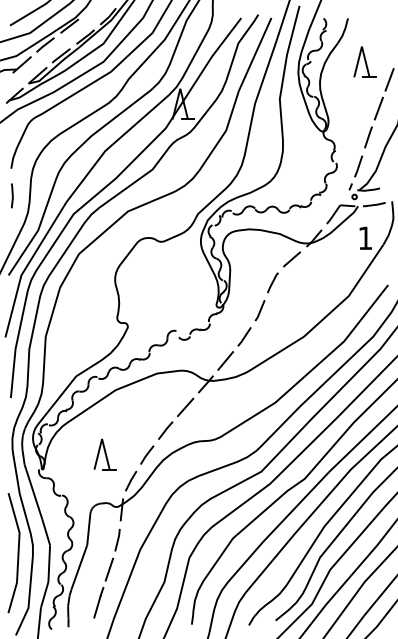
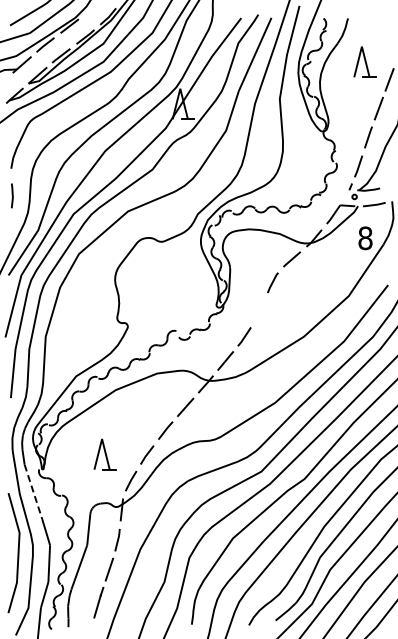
text: 1 -> 8 (365, 238)
line: present -> none (259, 310)
line: solid -> dashed (33, 491)
